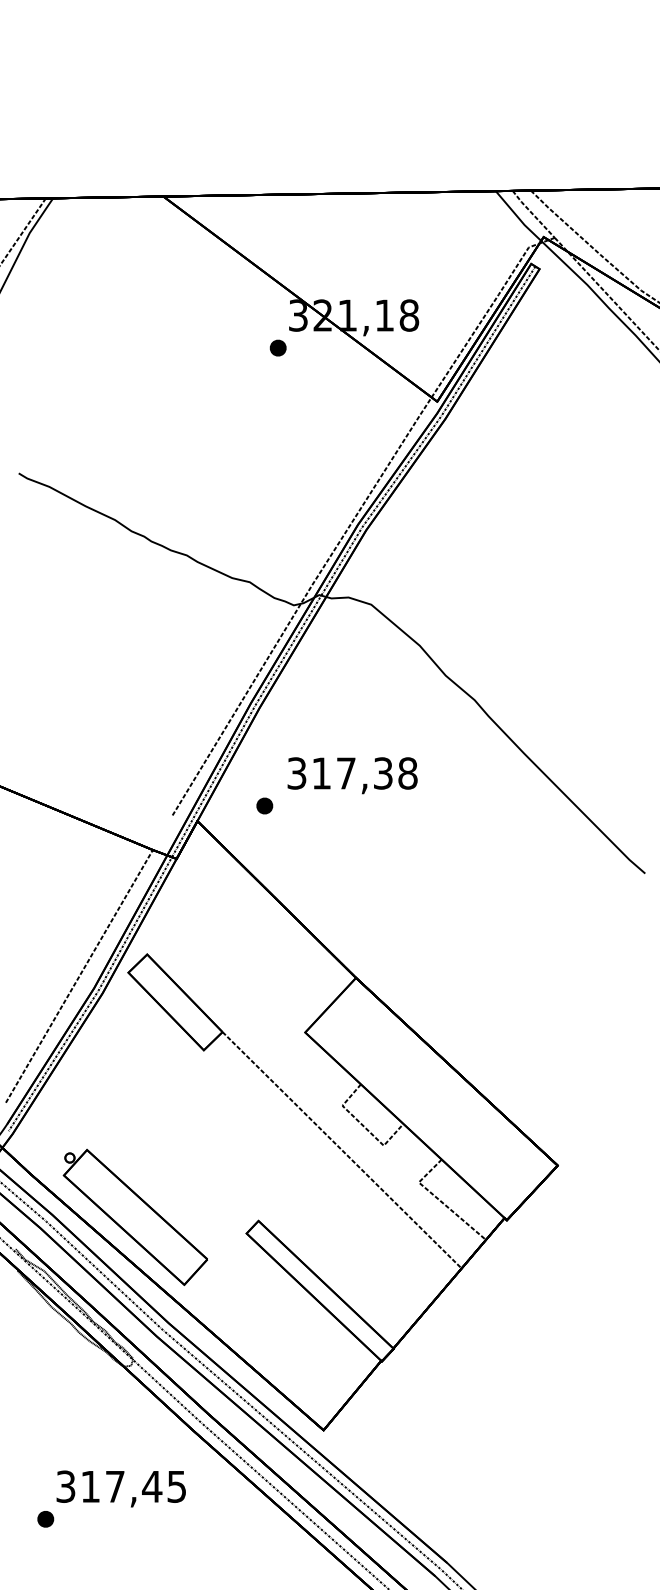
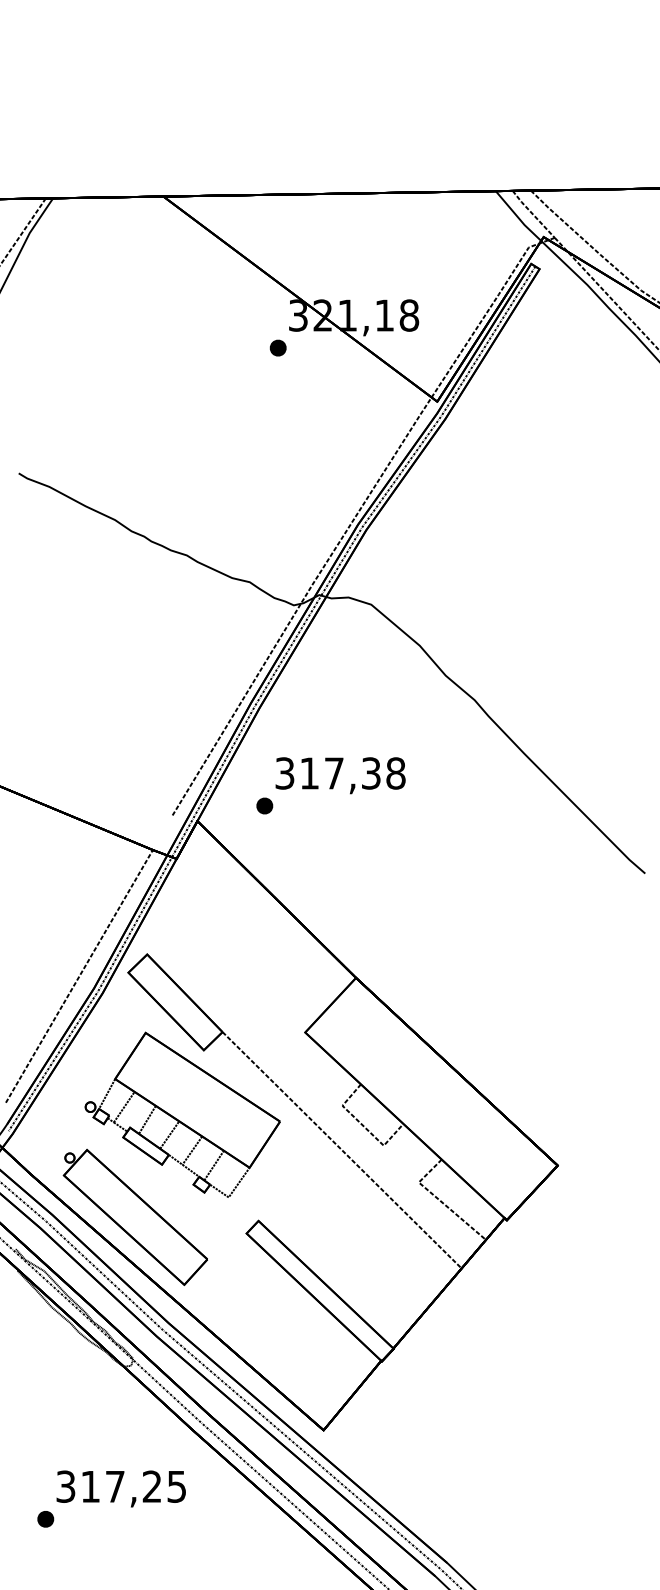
text position: (352, 775) -> (340, 775) (340, 775)
part: none -> present (182, 1114)
text: 317,45 -> 317,25 (152, 1486)
